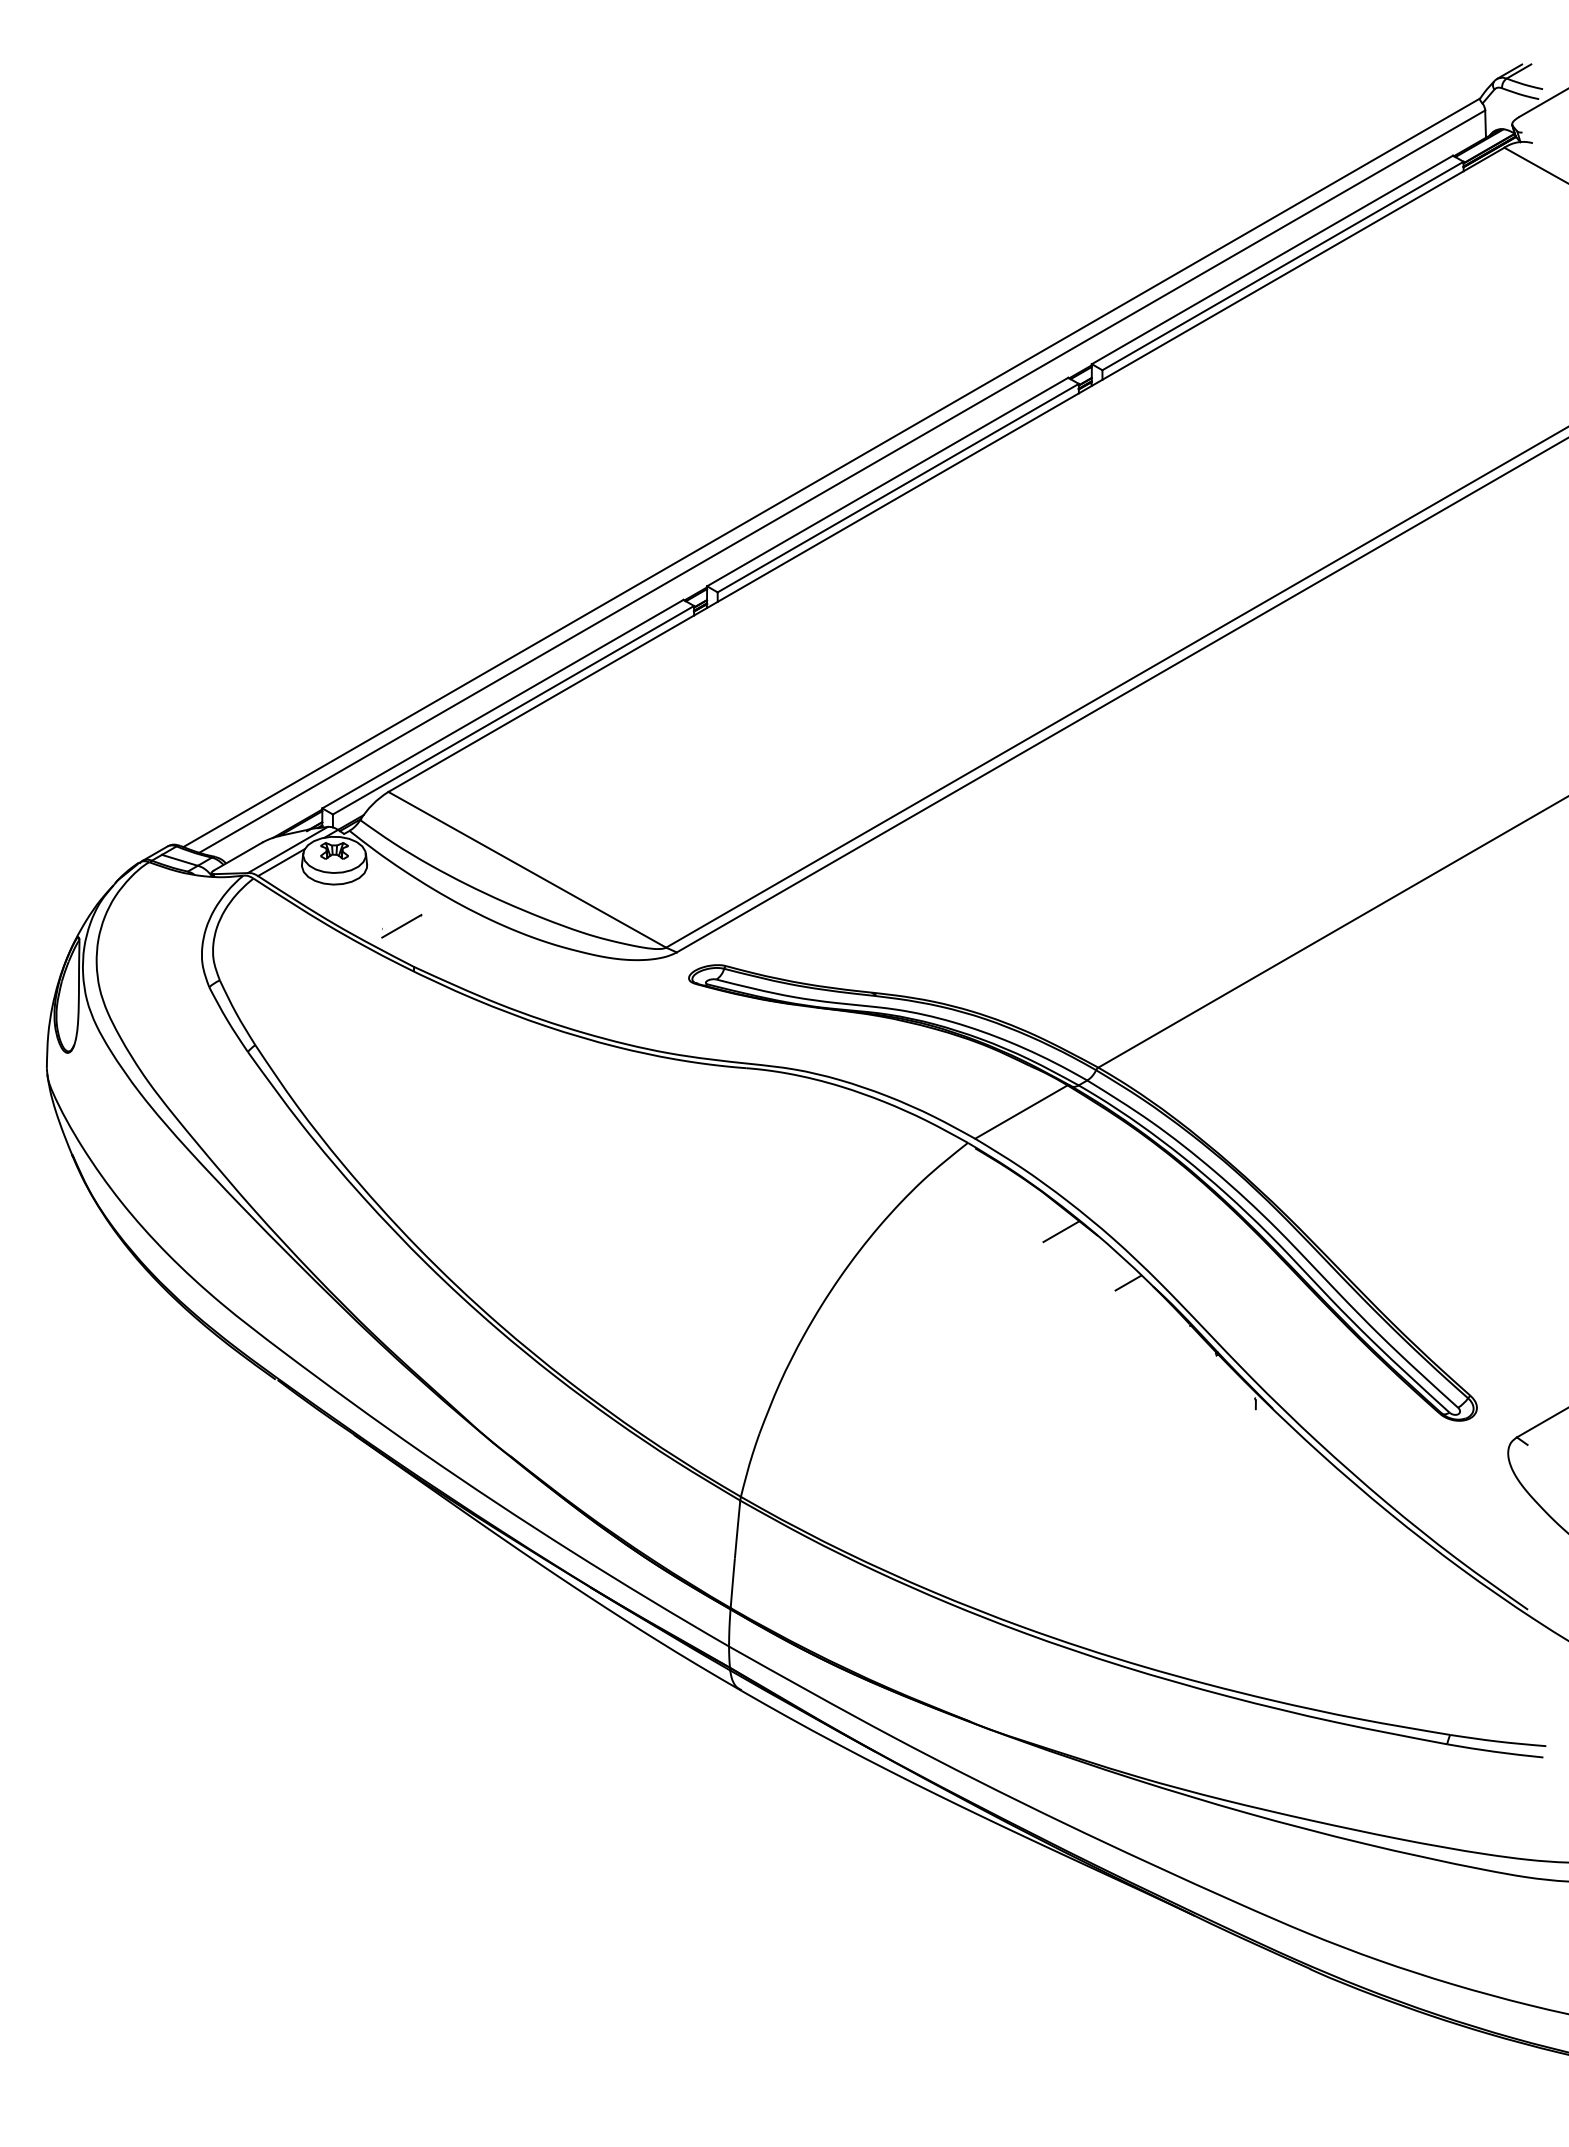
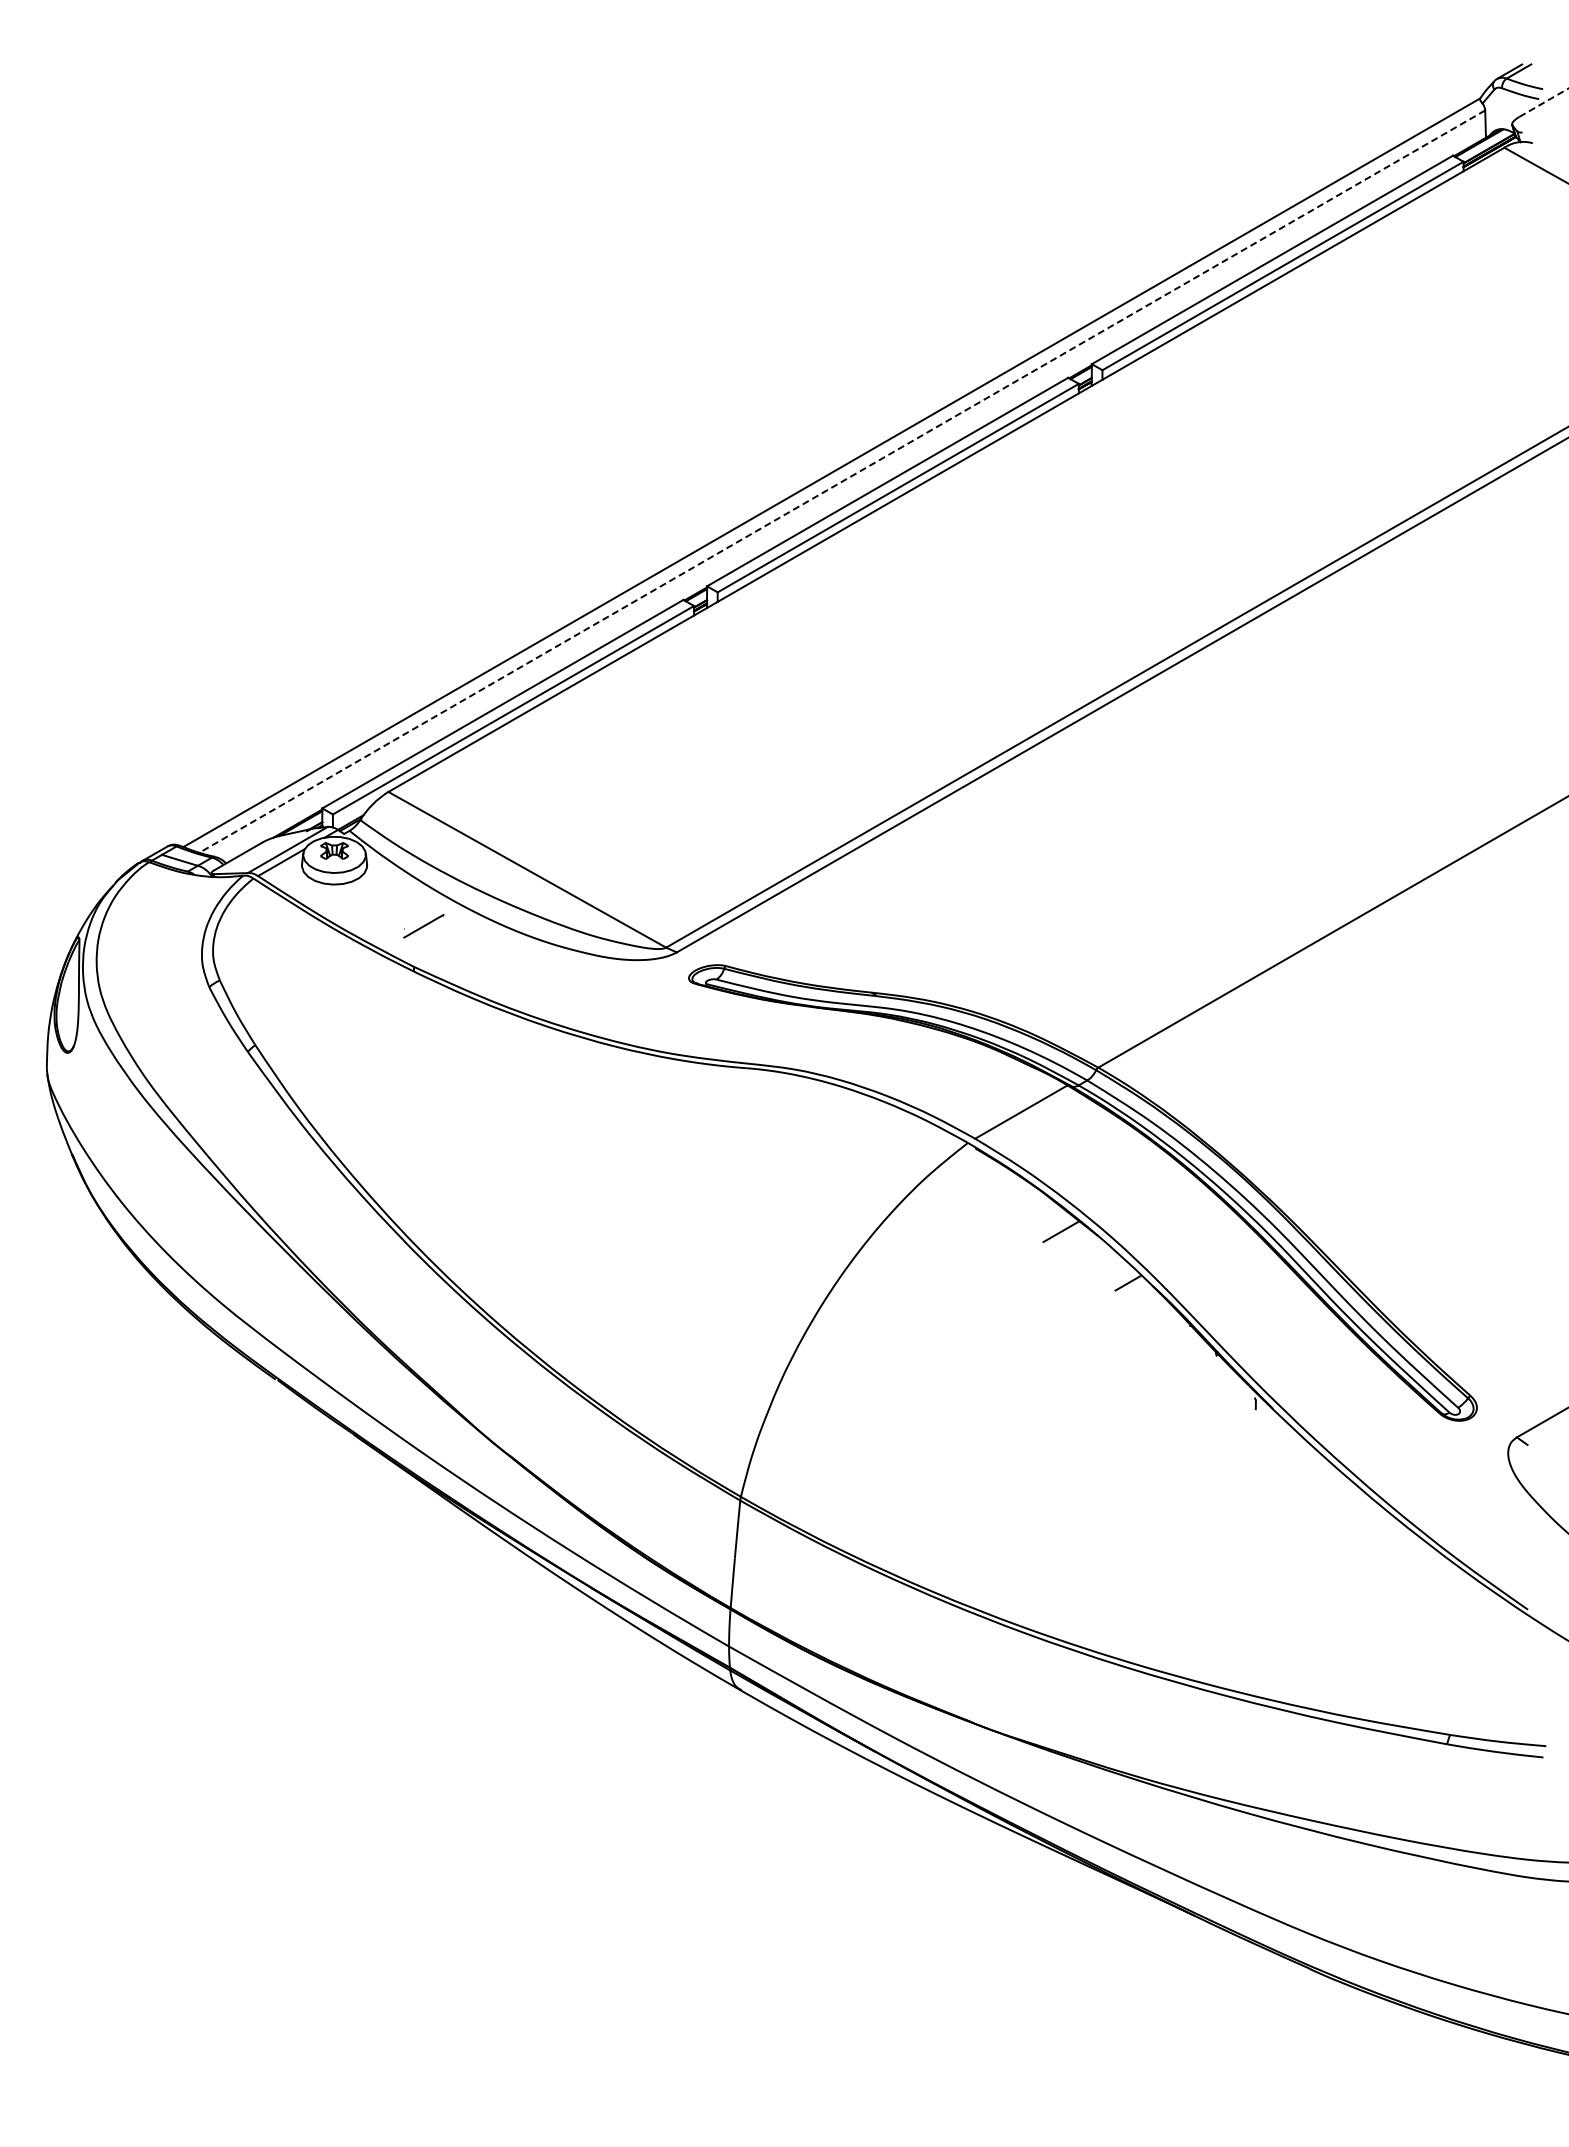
line: solid -> dashed (1544, 102)
line: solid -> dashed (842, 481)
part position: (401, 925) -> (423, 925) (423, 925)
